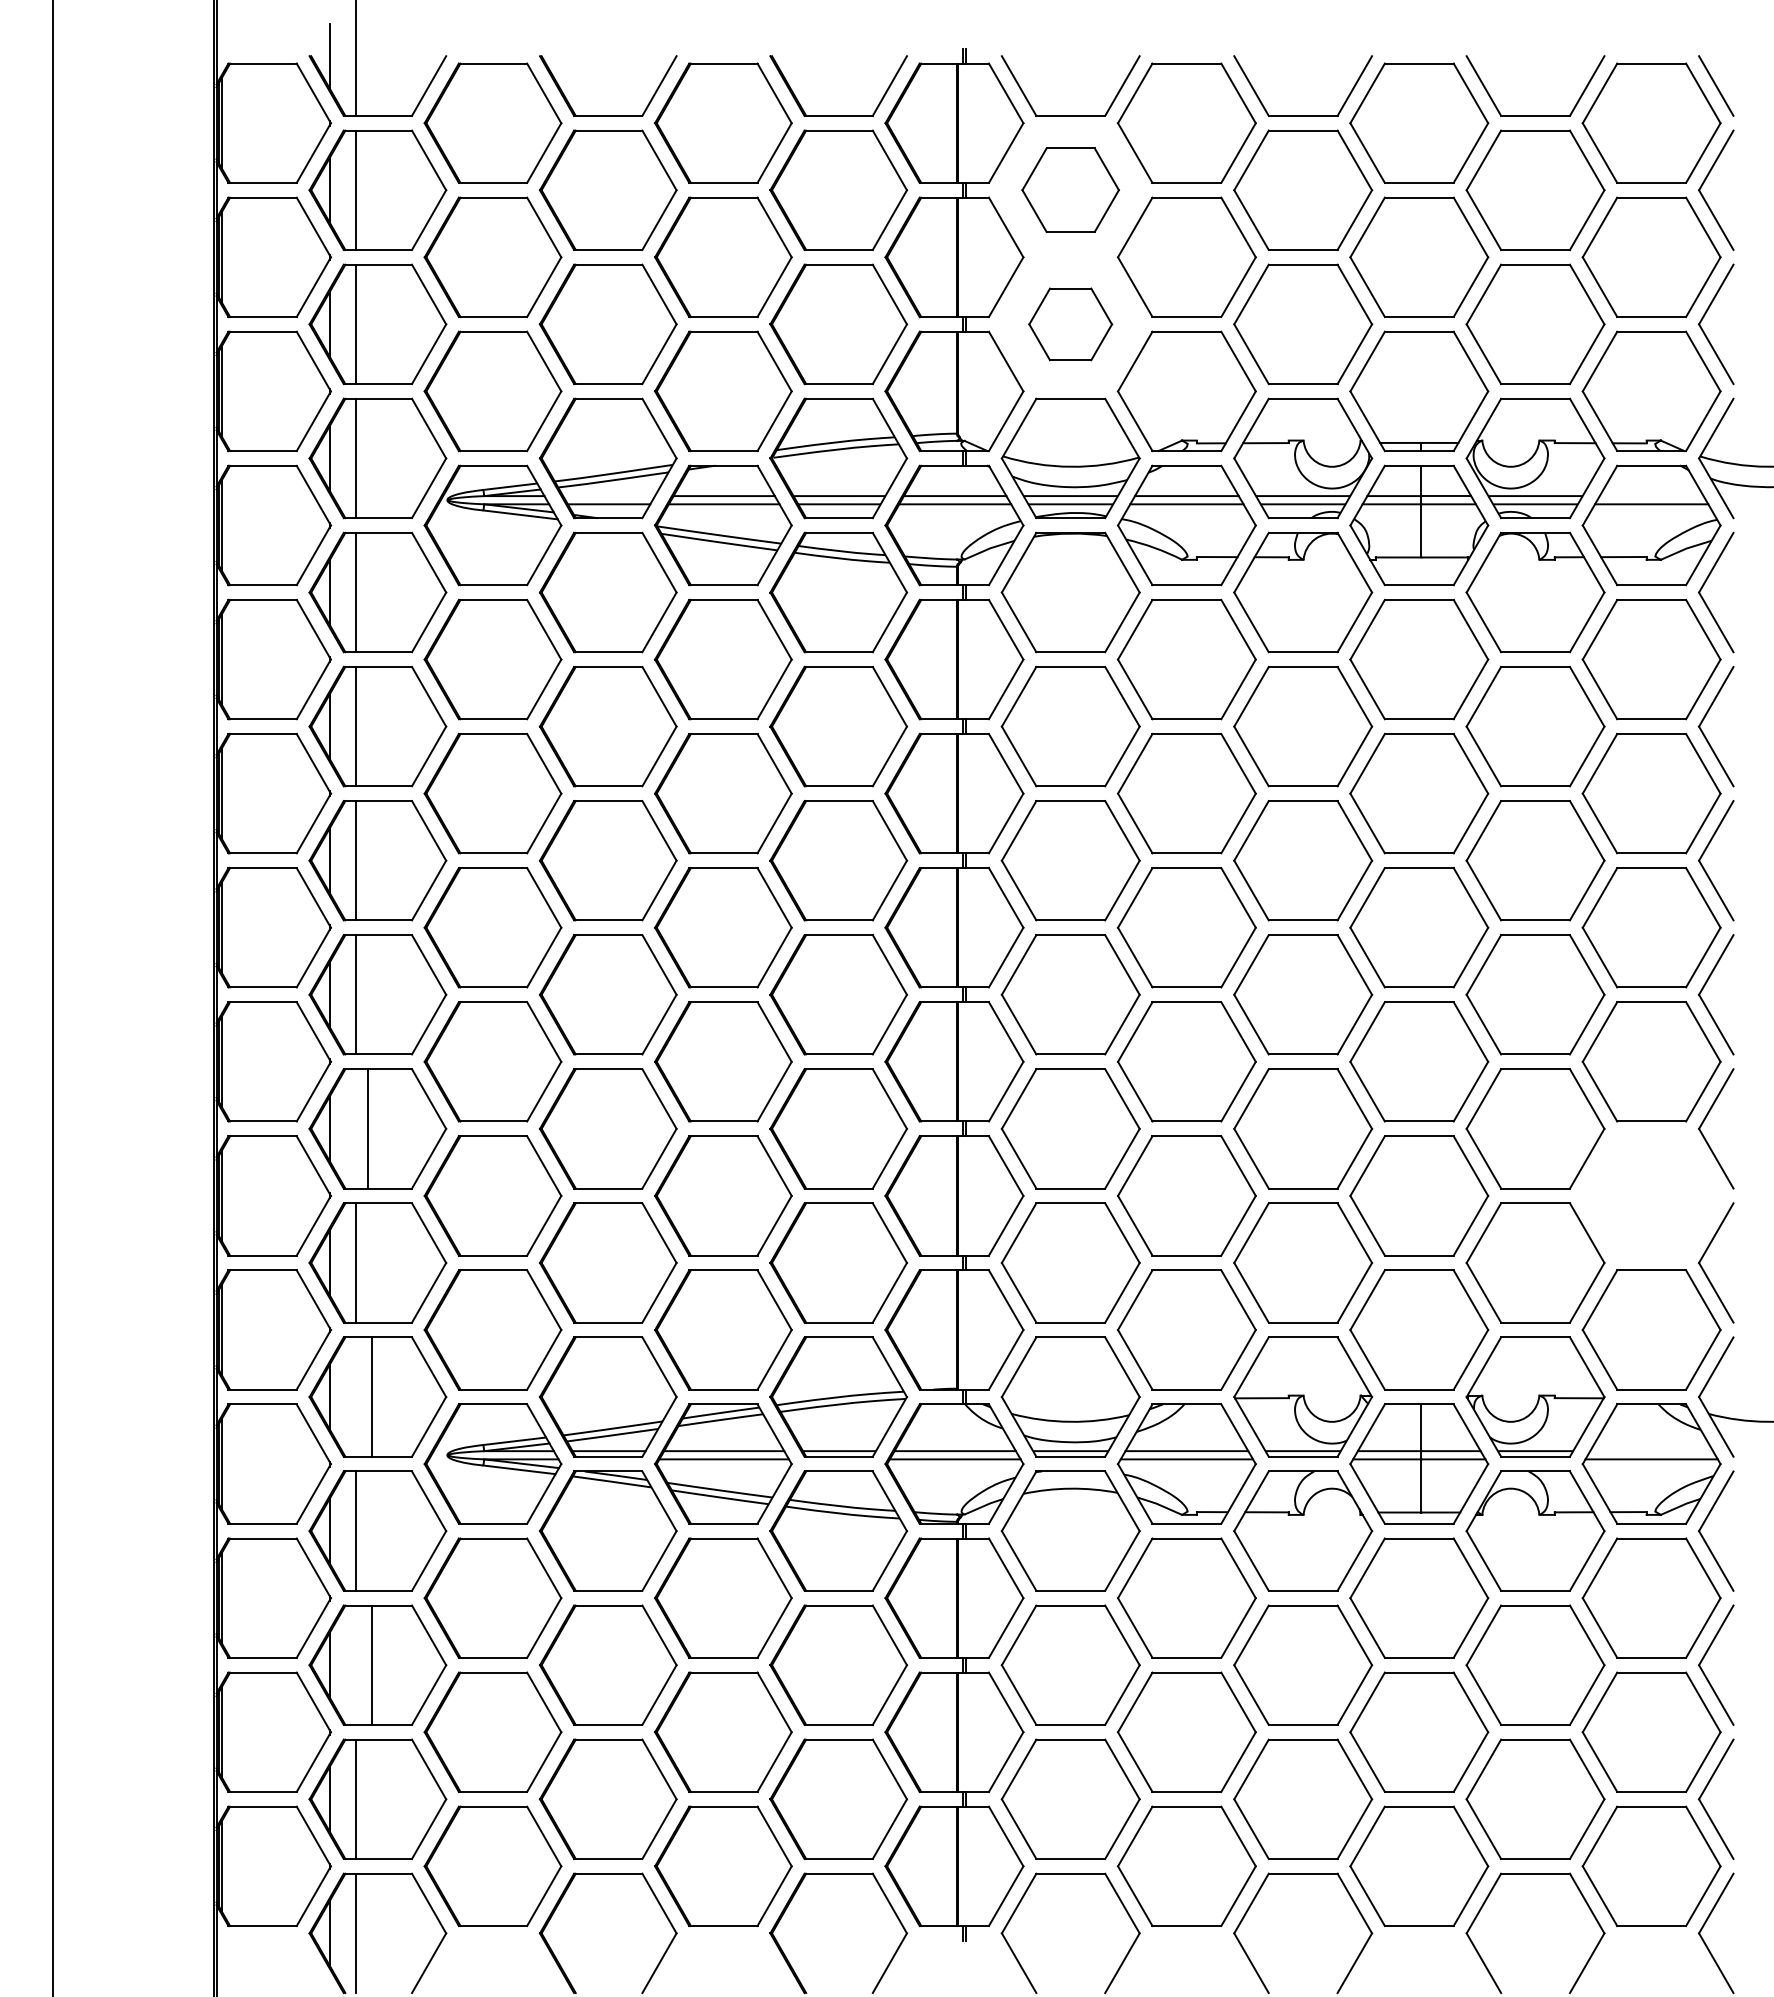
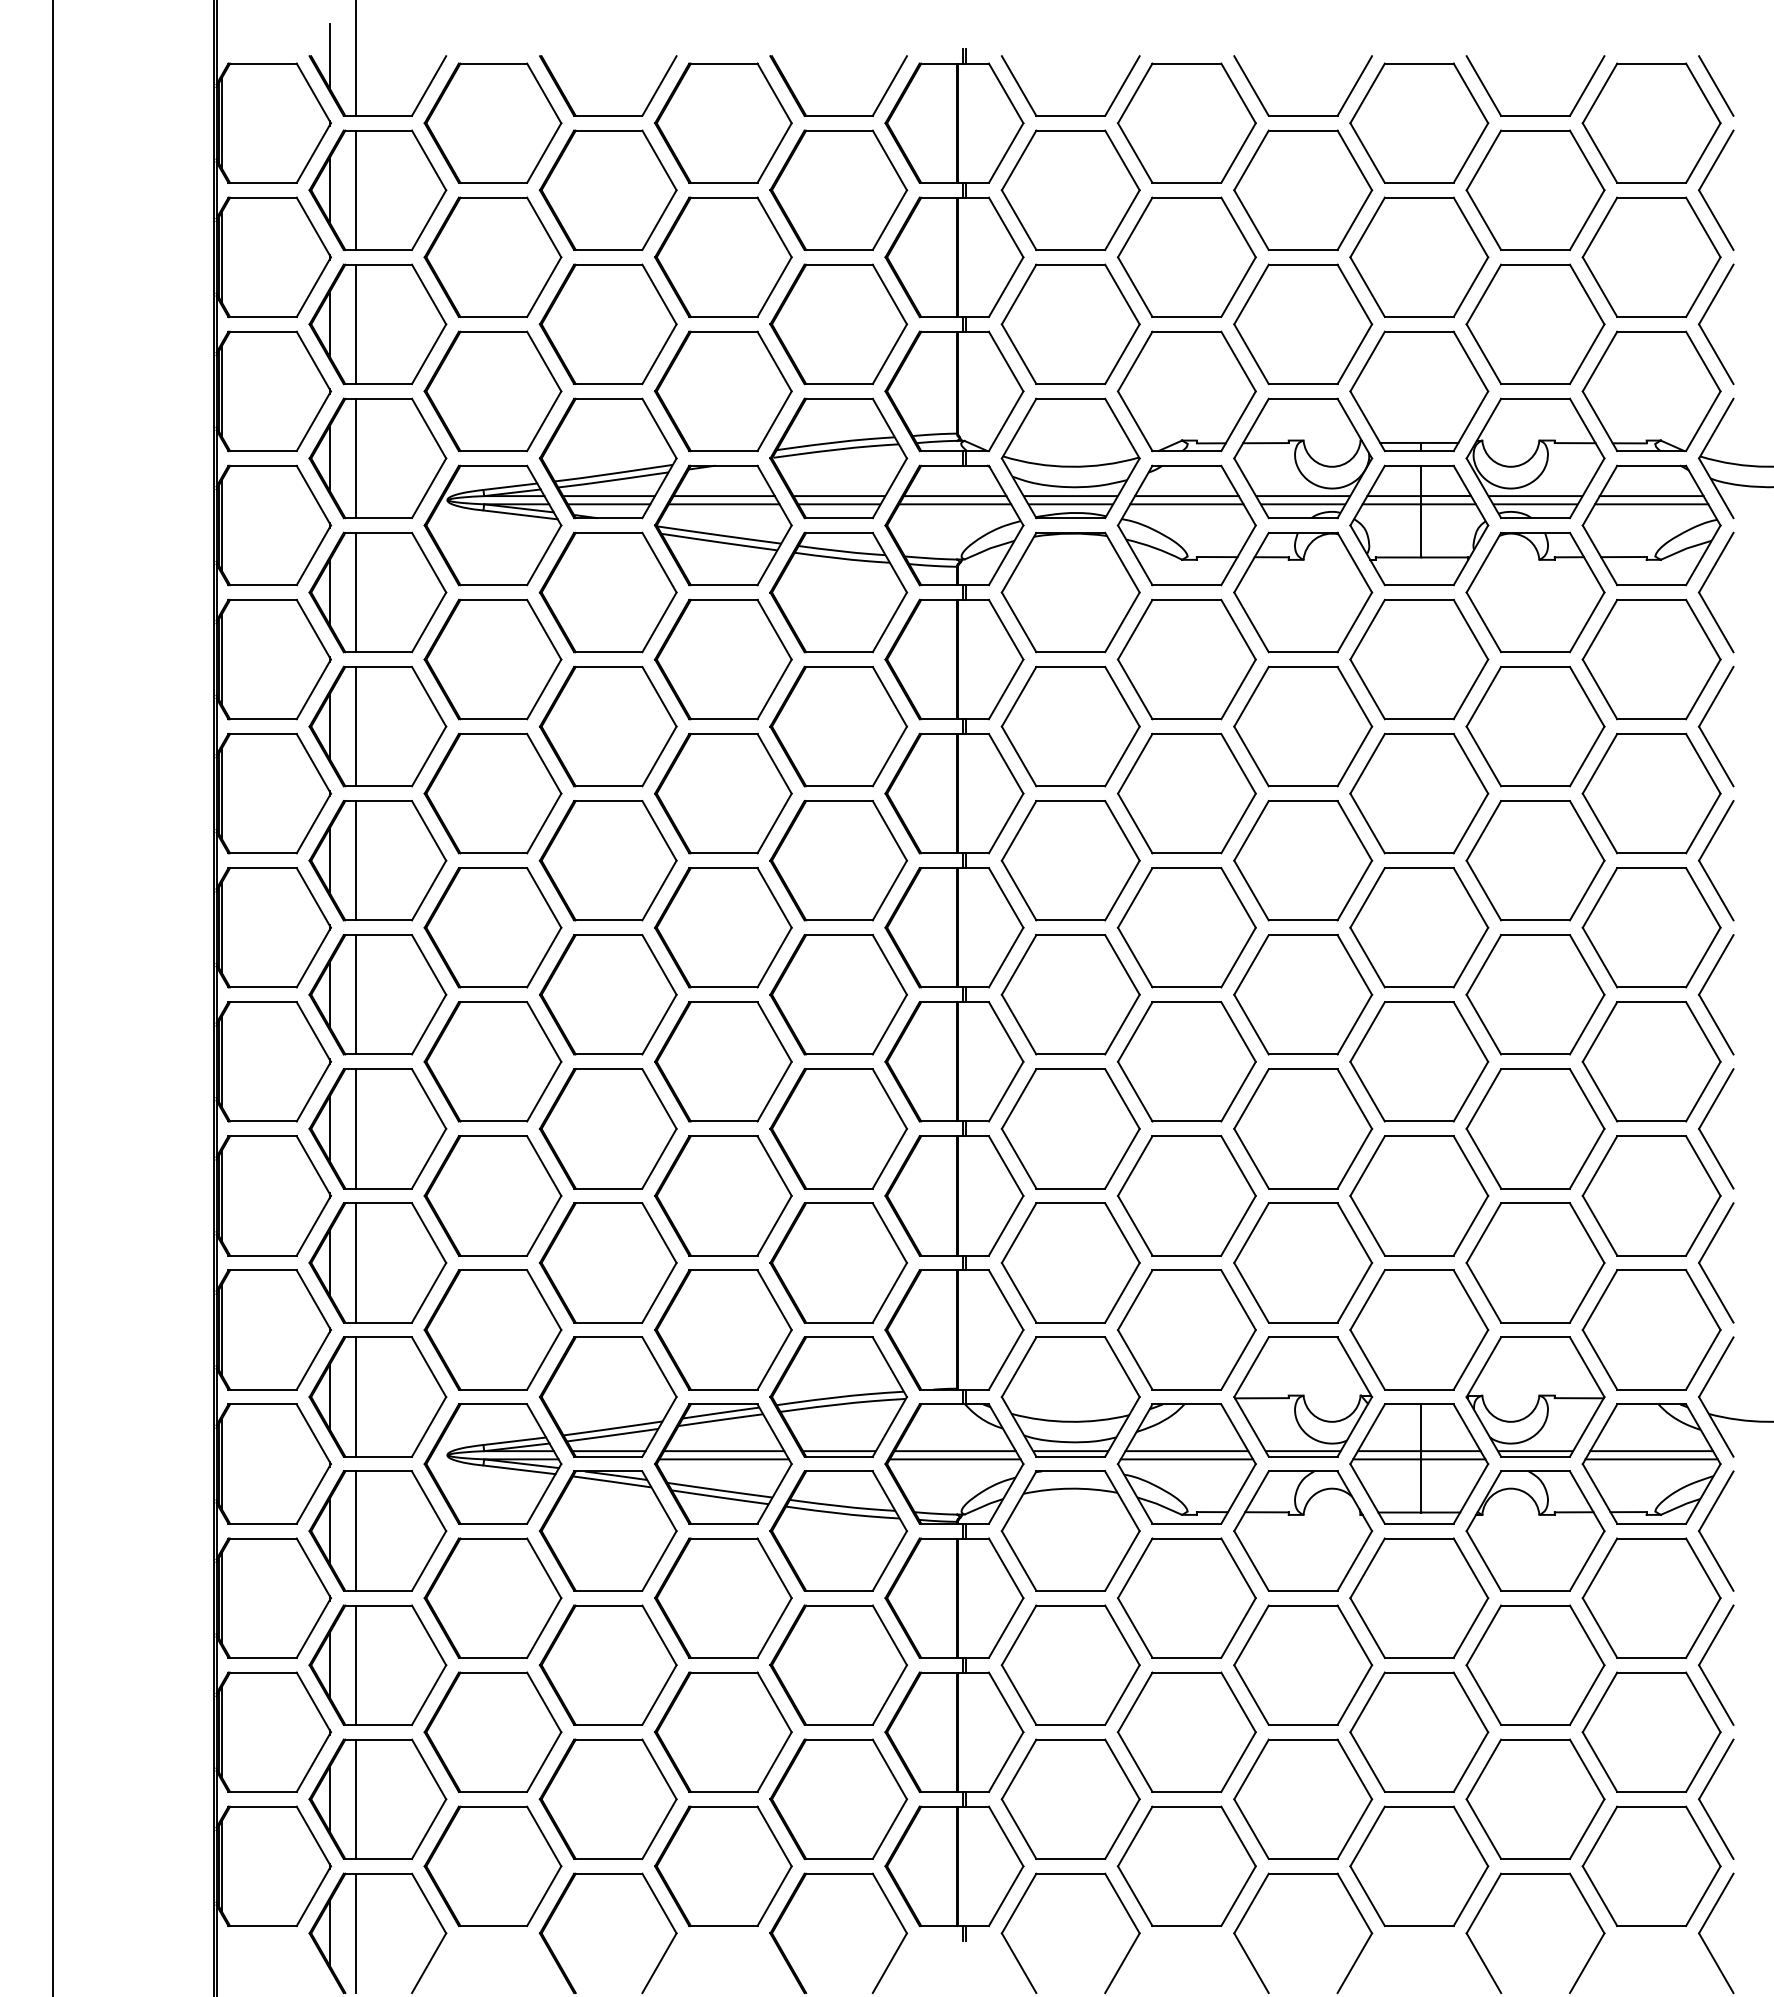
part size: 99x86 px -> 141x122 px (1070, 189)
part size: 86x75 px -> 141x123 px (1070, 324)
line: none -> present (609, 496)
line: none -> present (1651, 496)
line position: (368, 1128) -> (356, 1128) (356, 1128)
part: none -> present (1651, 1195)
line position: (372, 1396) -> (356, 1396) (356, 1396)
line: none -> present (1651, 1451)
line position: (372, 1664) -> (356, 1664) (356, 1664)
